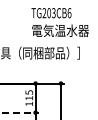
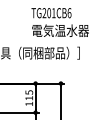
text: TG203CB6 -> TG201CB6 (53, 13)
line: dashed -> solid (19, 112)
